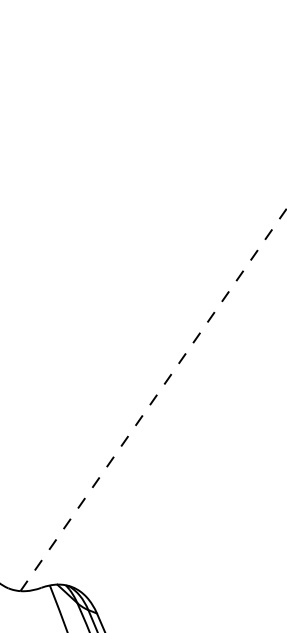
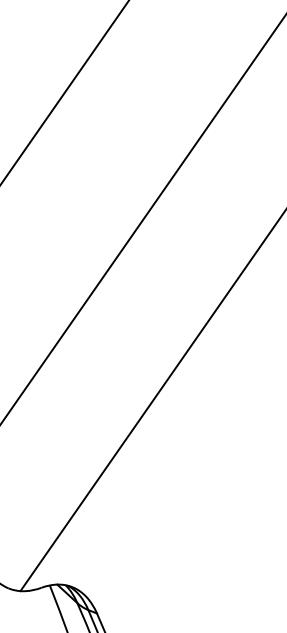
line: none -> present (64, 92)
line: none -> present (142, 219)
line: dashed -> solid (154, 399)
